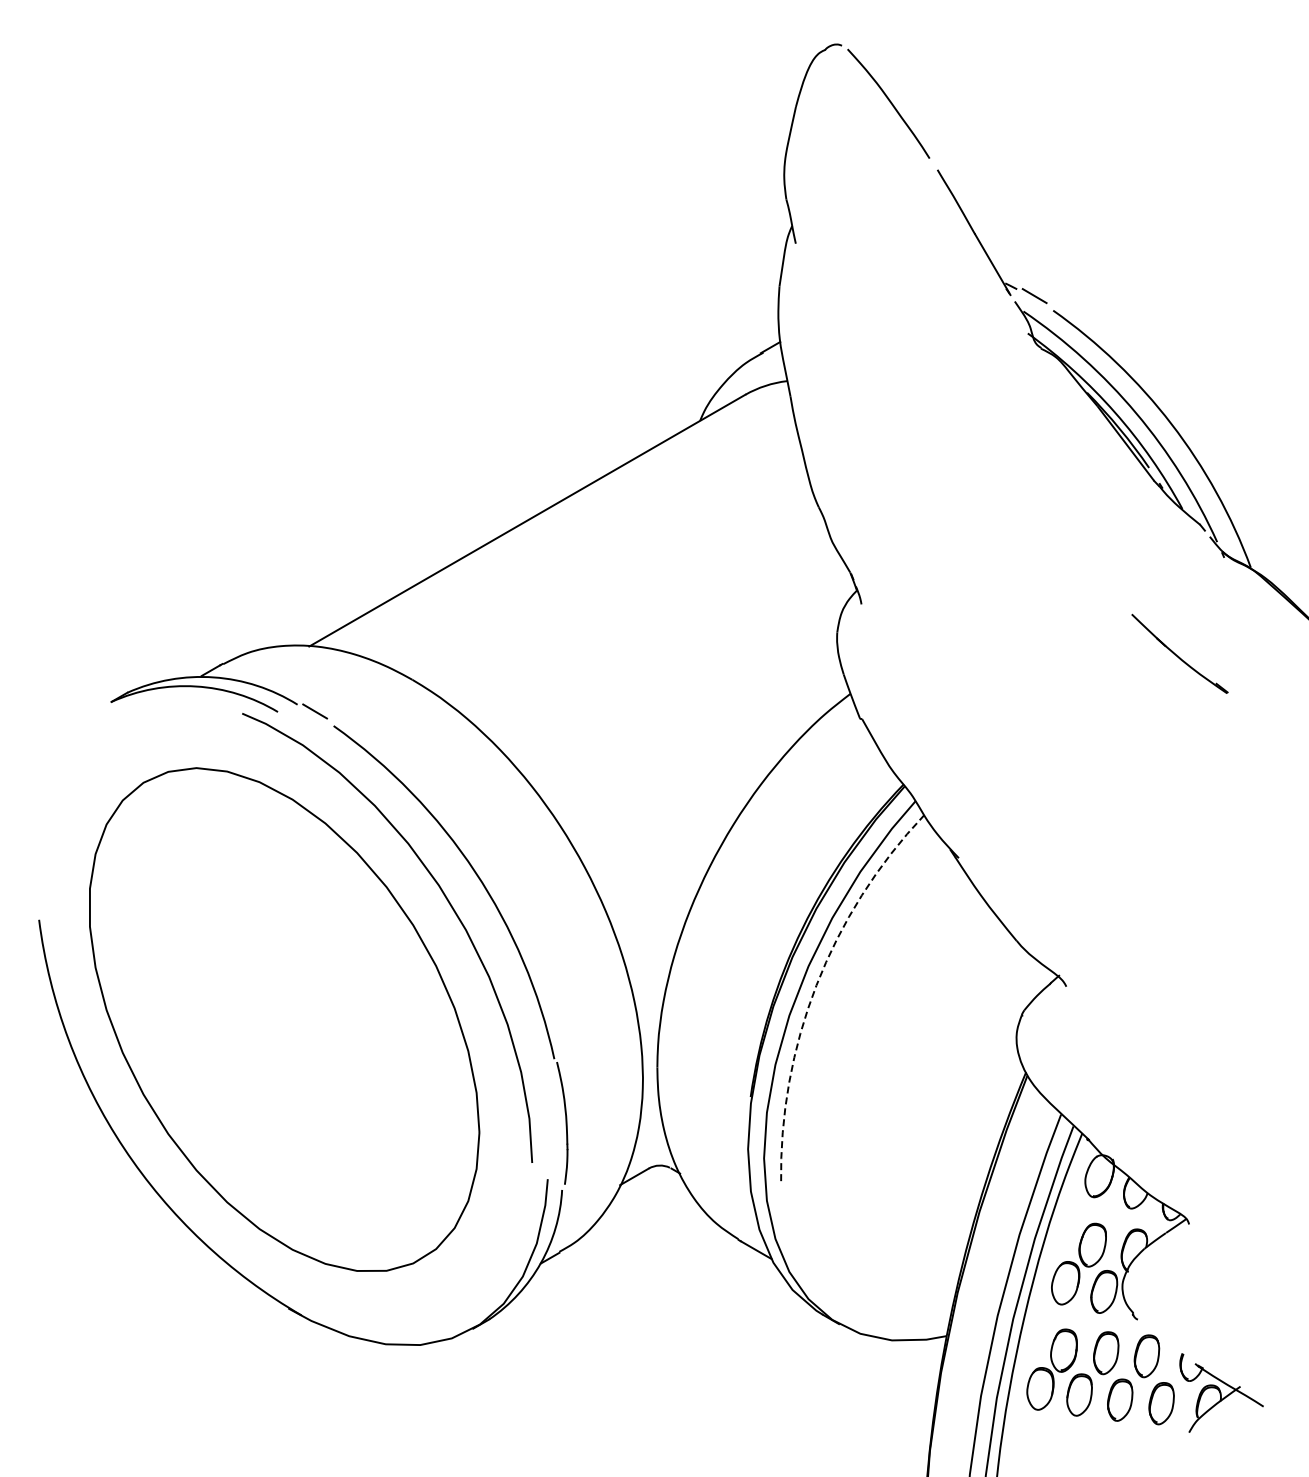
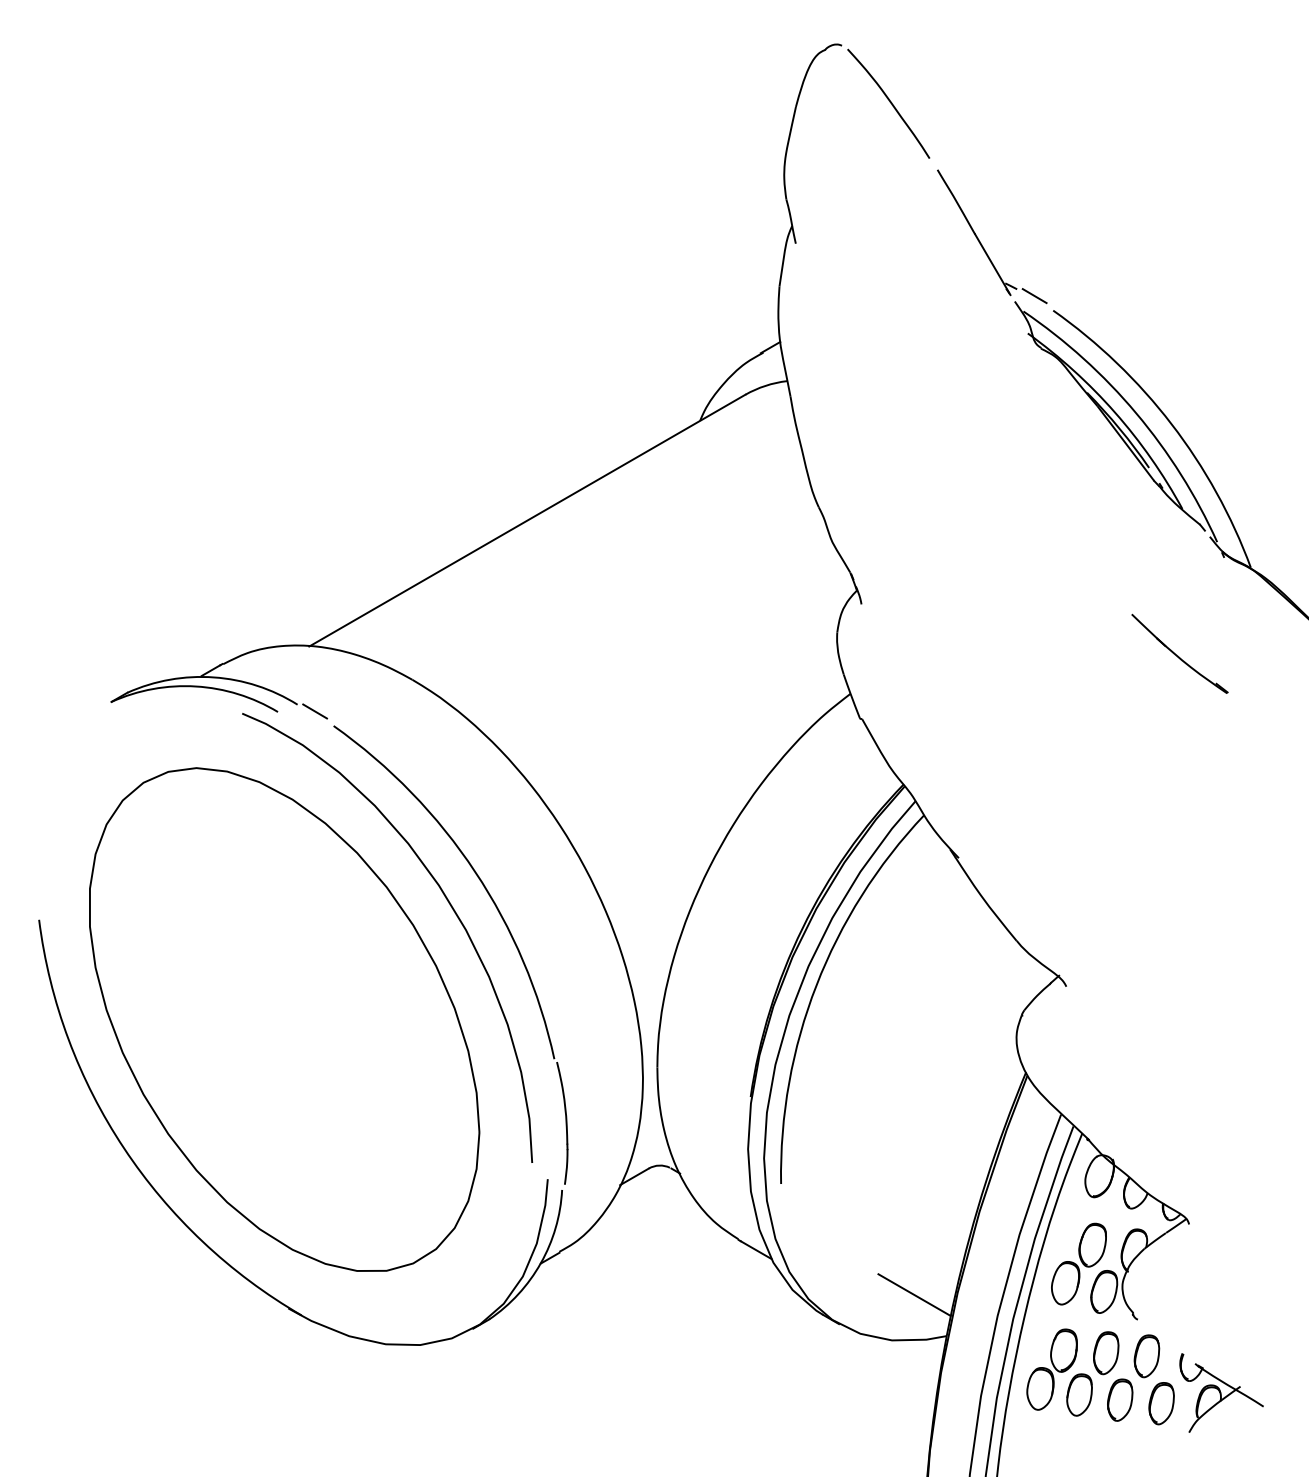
arc: dashed -> solid (816, 985)
line: none -> present (914, 1294)
